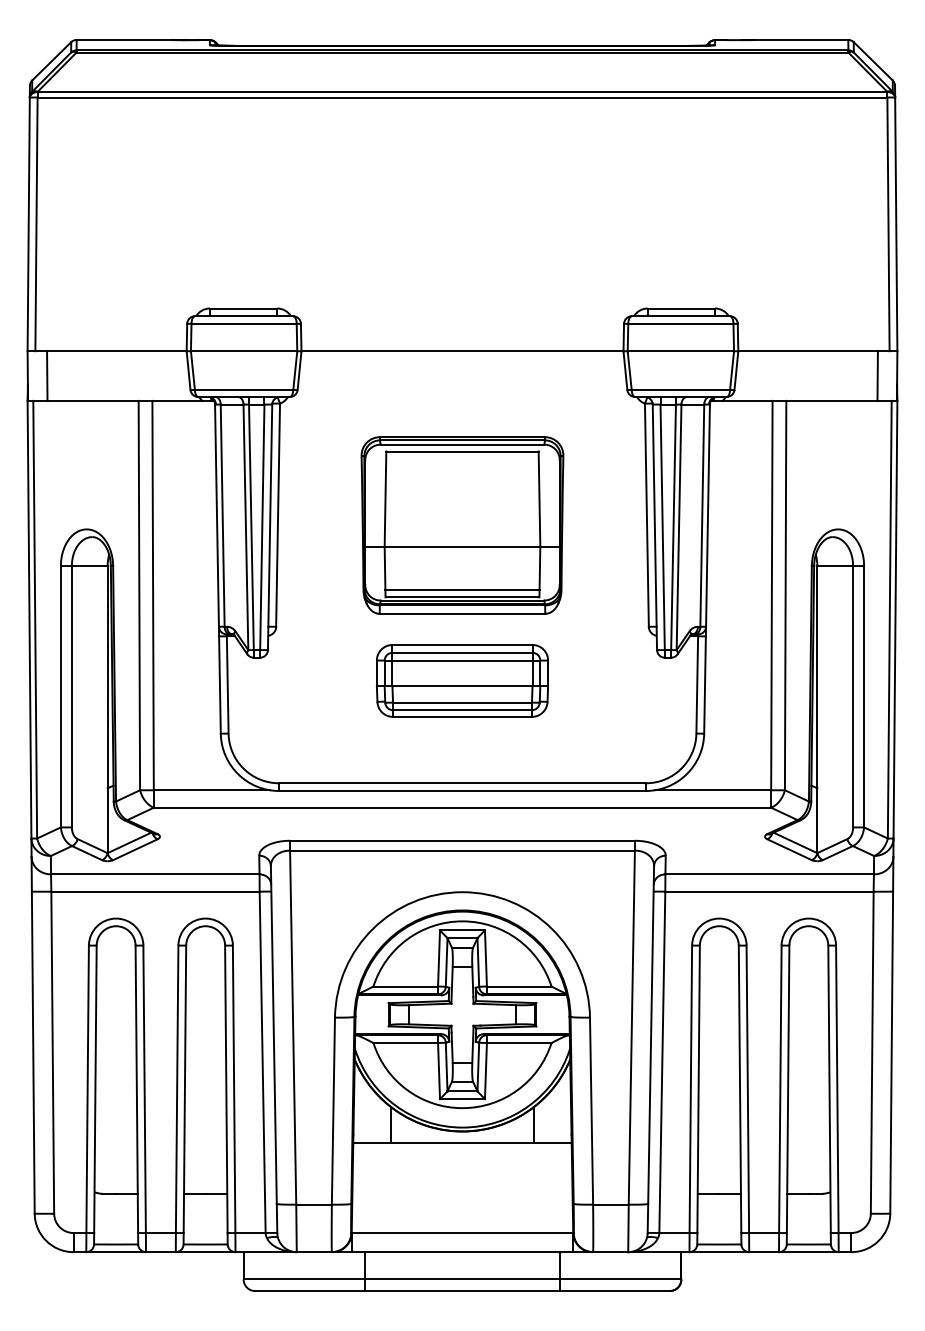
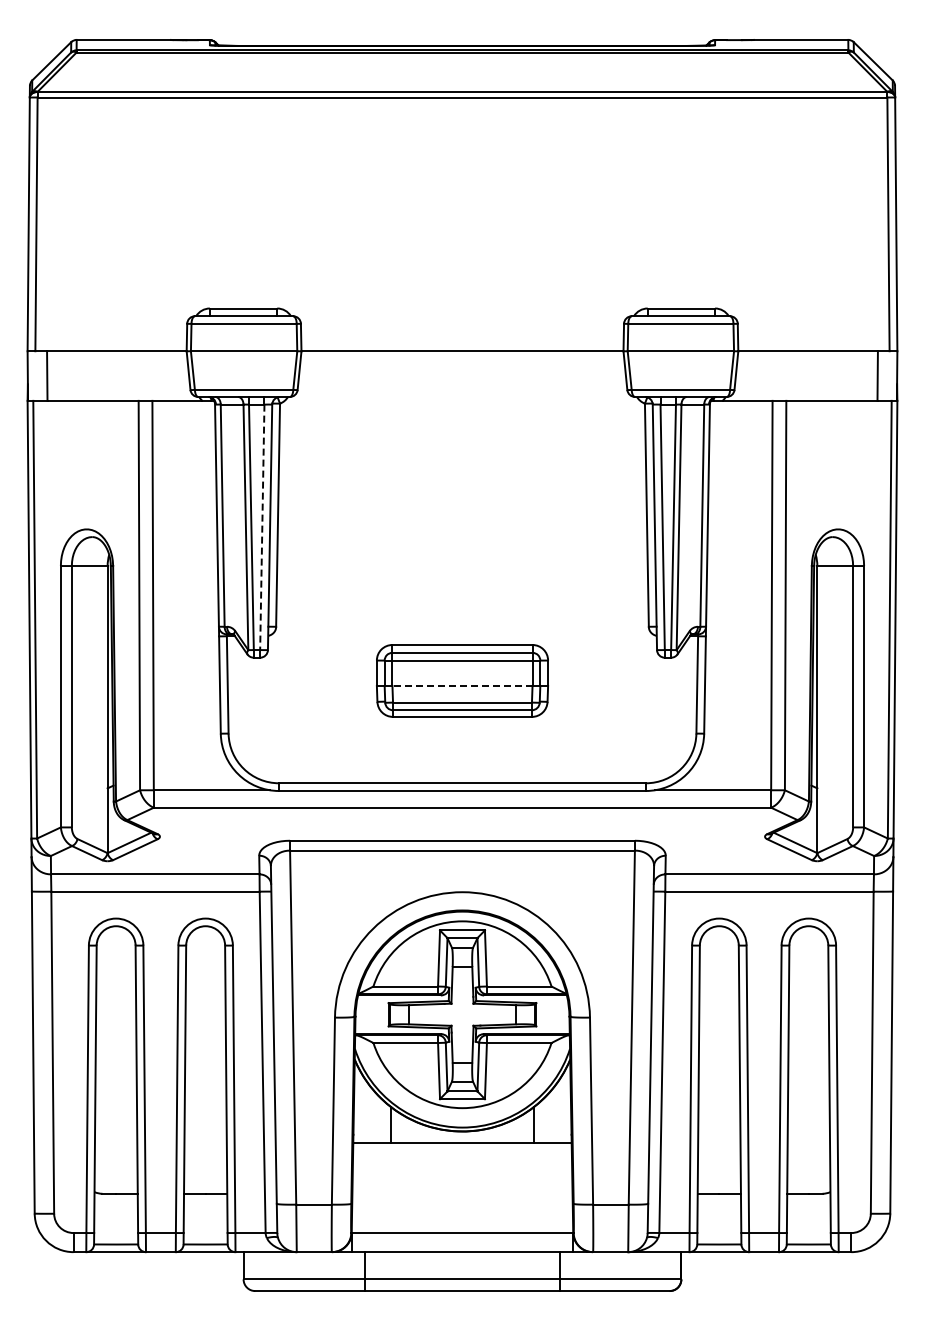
part: present -> none (462, 525)
line: solid -> dashed (262, 527)
line: solid -> dashed (462, 685)
